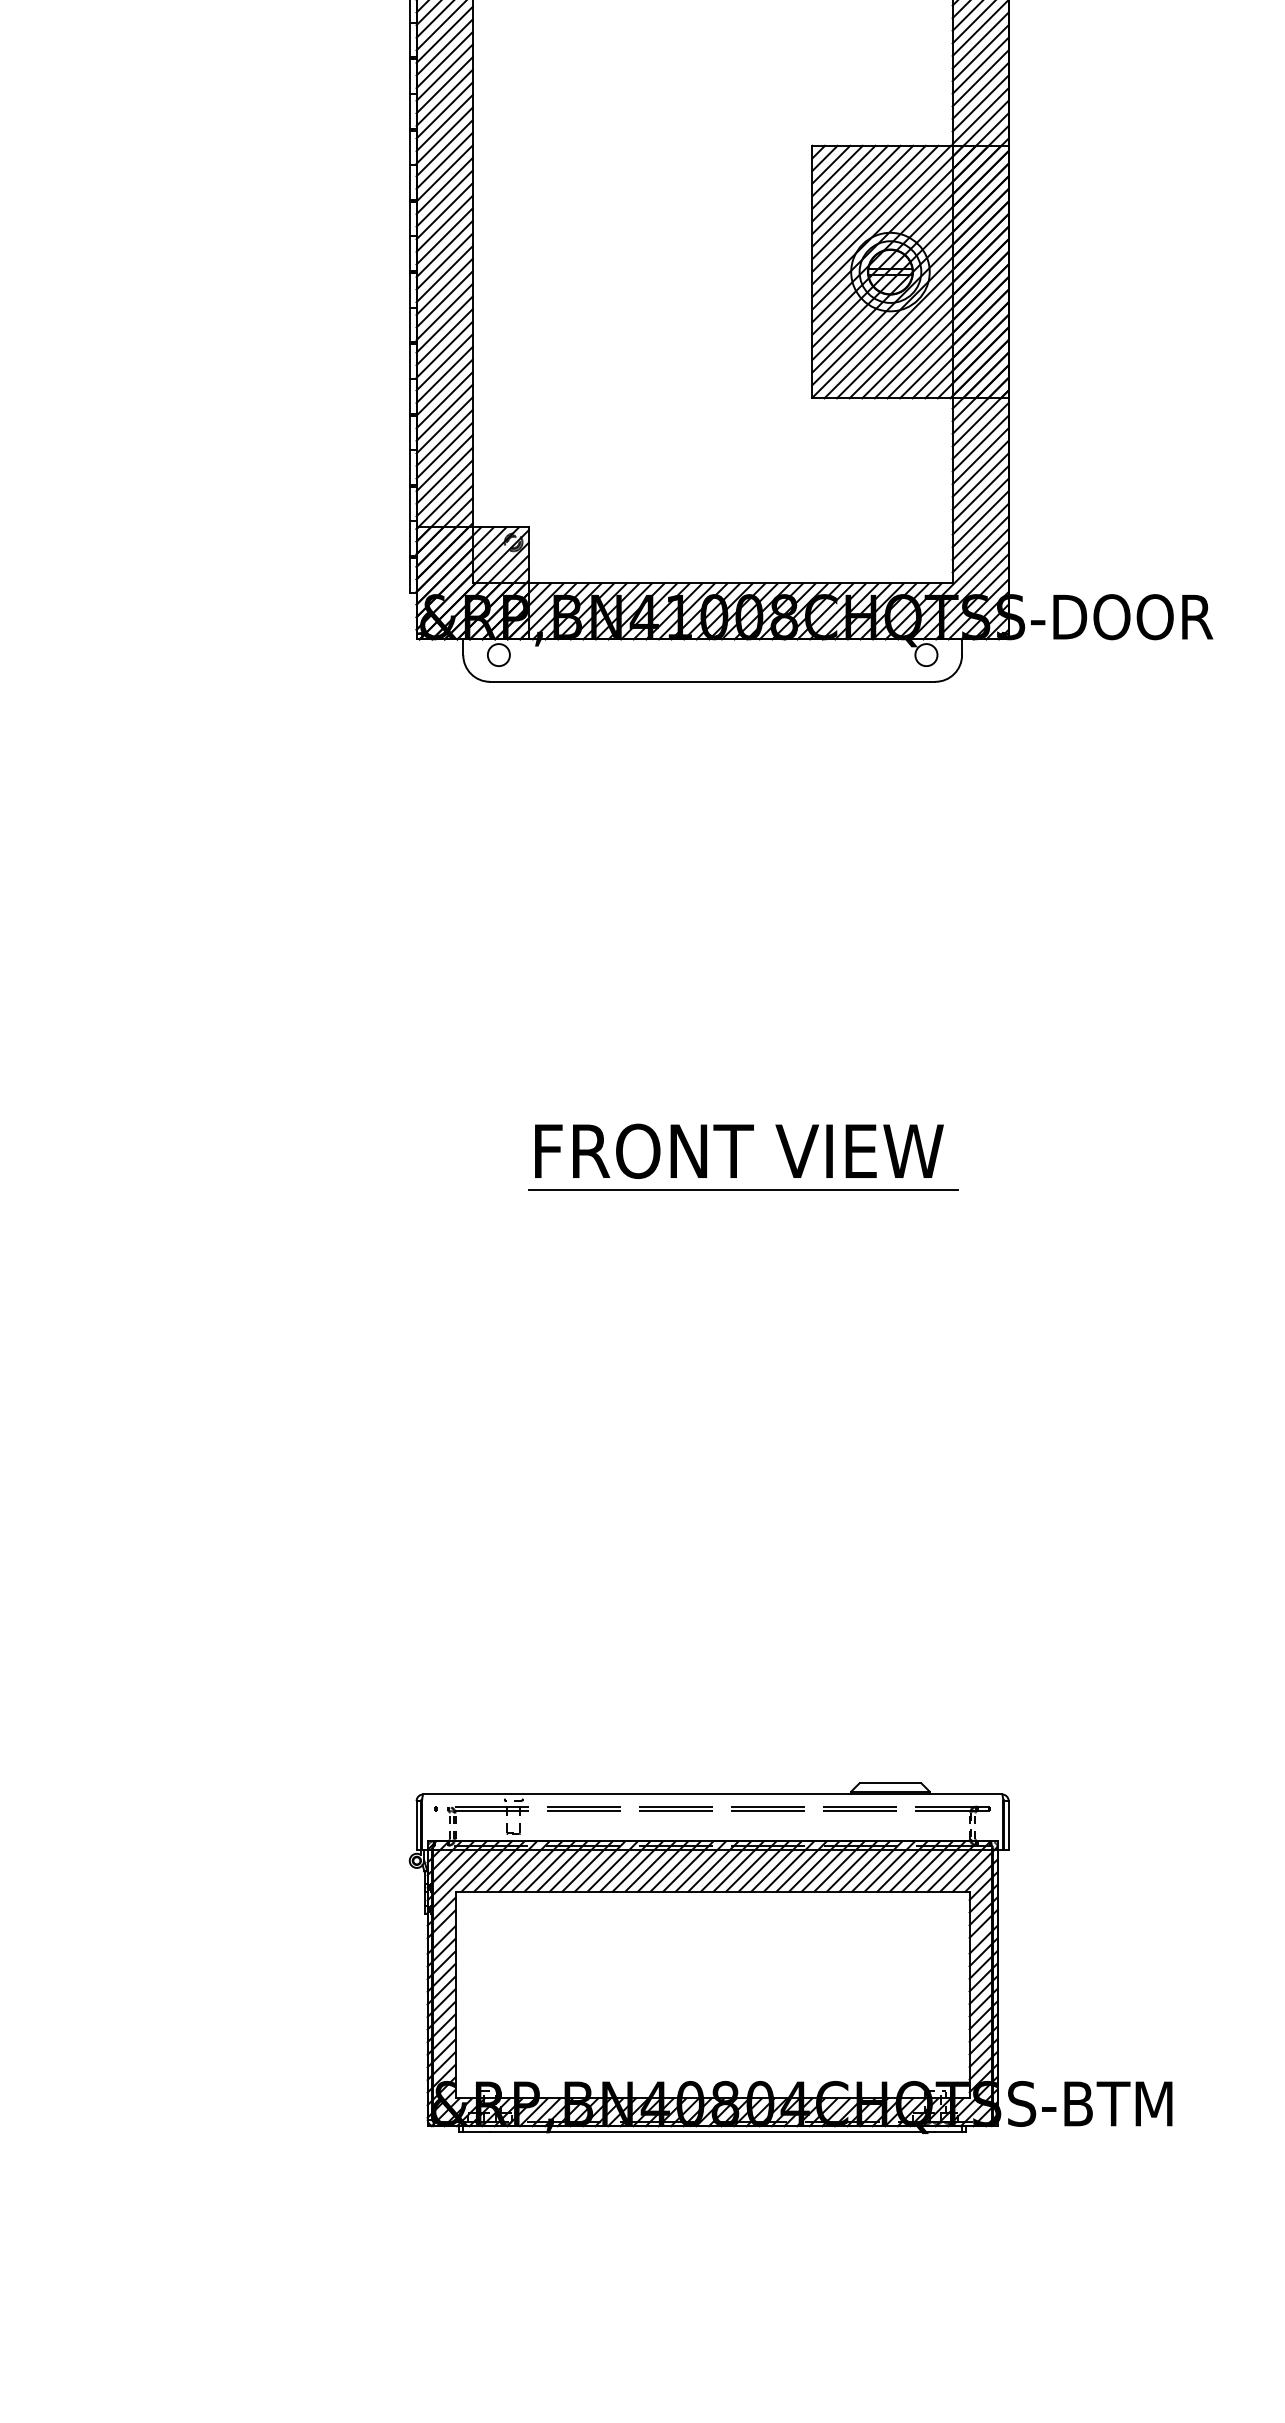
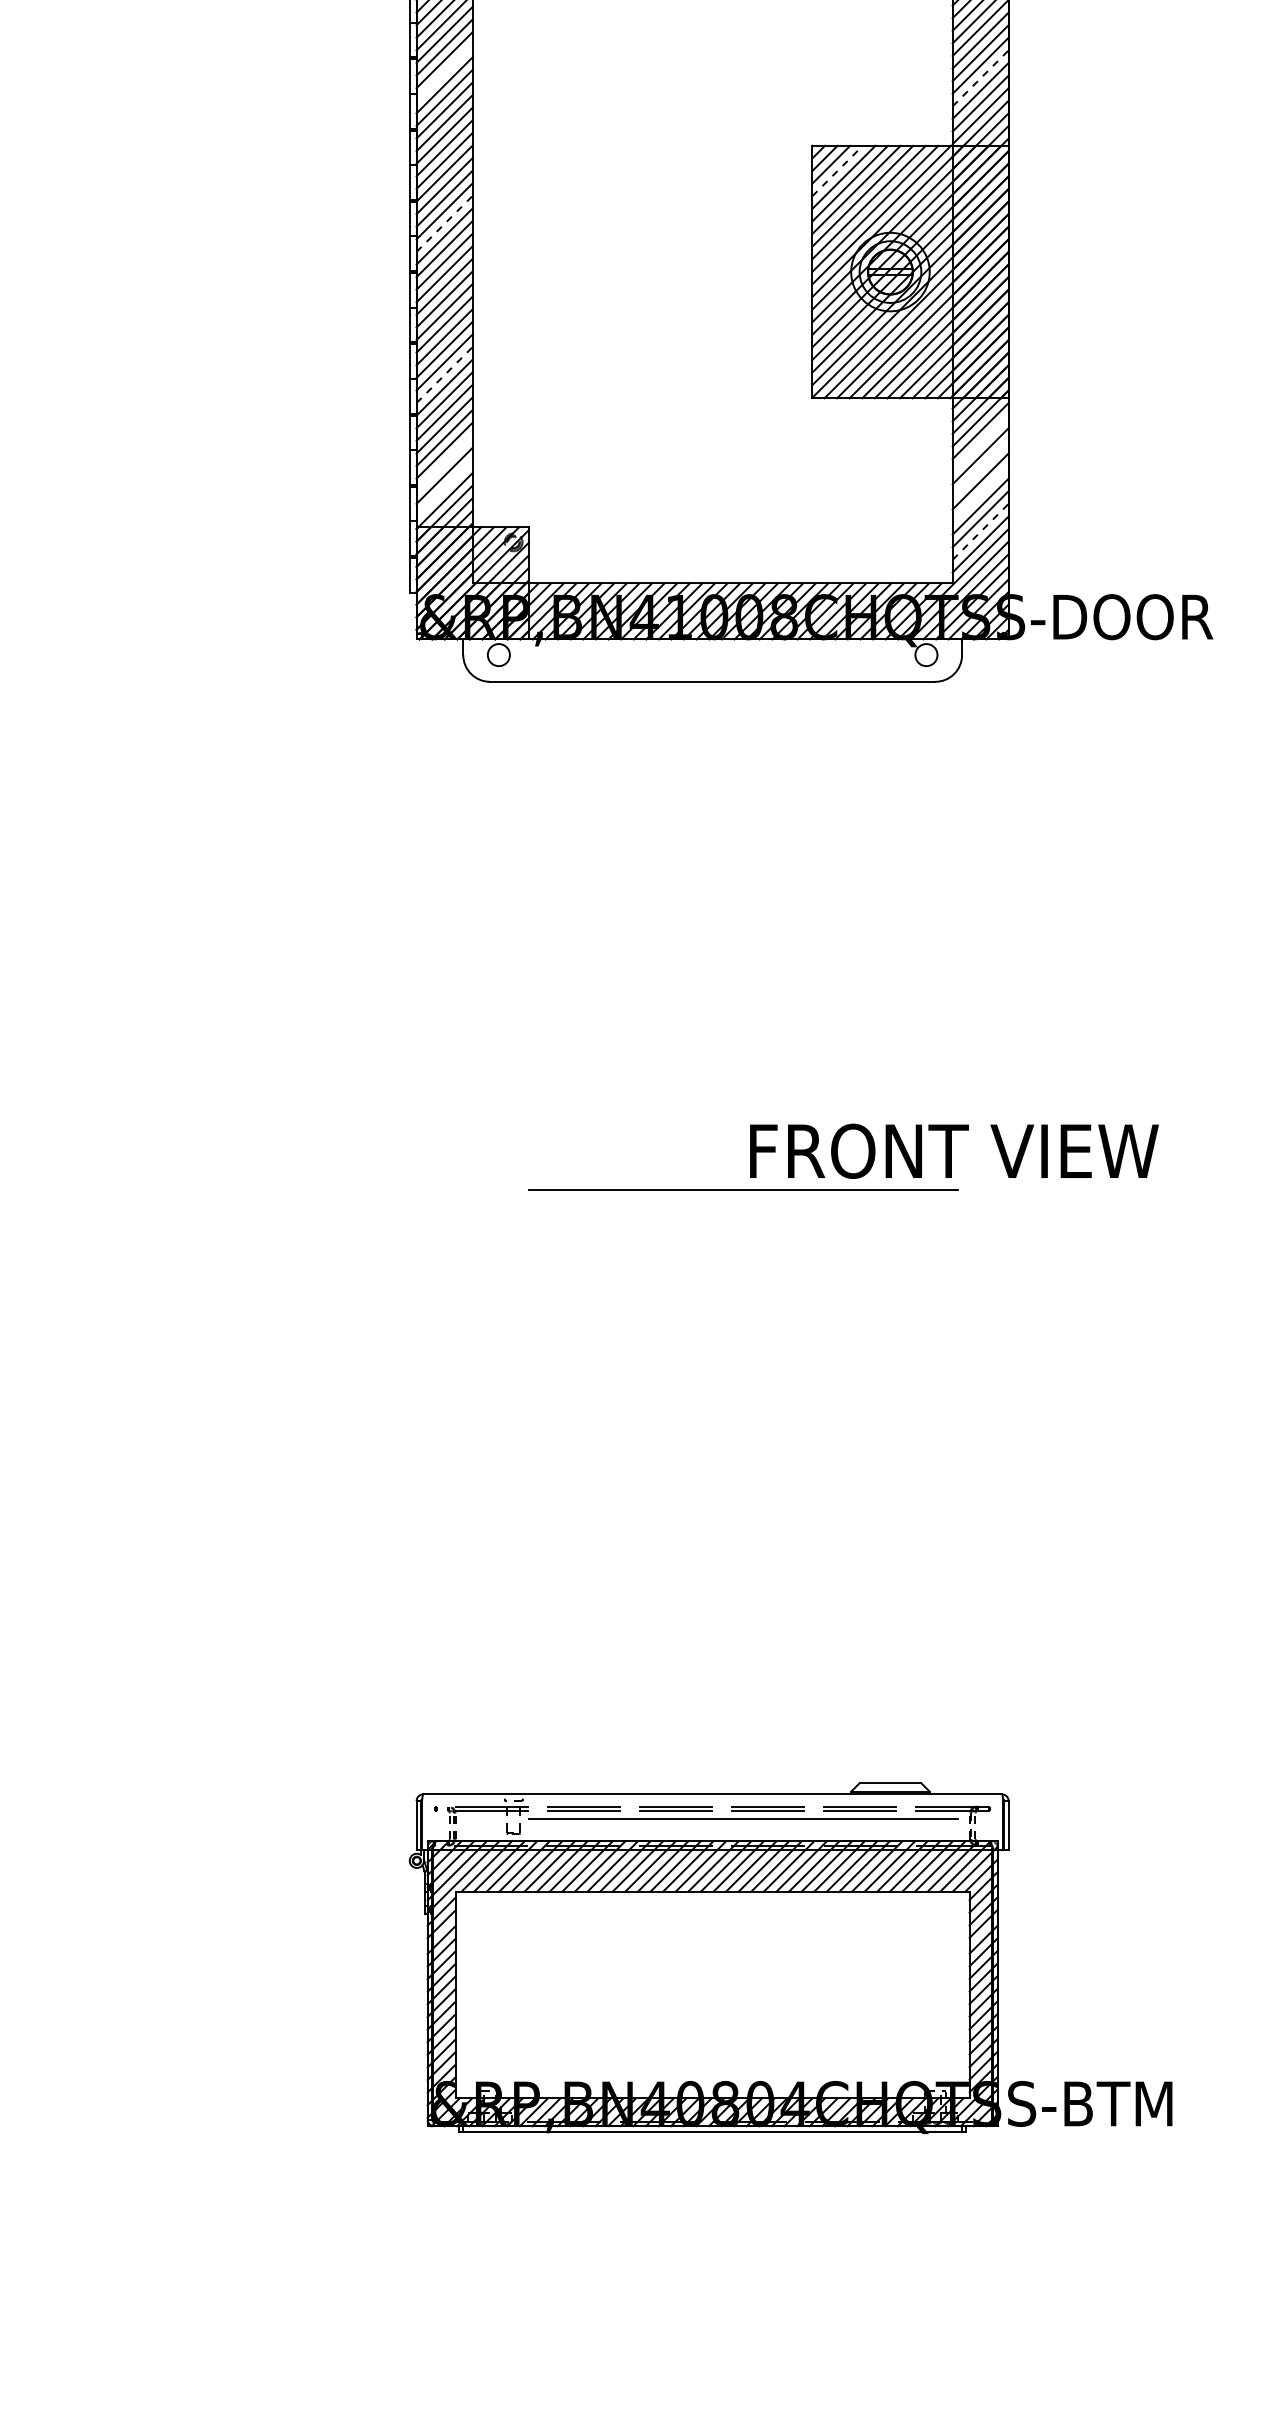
line: present -> none (444, 72)
line: solid -> dashed (980, 78)
line: solid -> dashed (837, 171)
line: solid -> dashed (444, 223)
line: solid -> dashed (444, 375)
line: present -> none (980, 443)
line: present -> none (444, 463)
line: present -> none (980, 468)
line: present -> none (444, 488)
line: present -> none (980, 493)
line: solid -> dashed (980, 531)
text position: (739, 1150) -> (954, 1150) (954, 1150)
line: none -> present (743, 1818)
